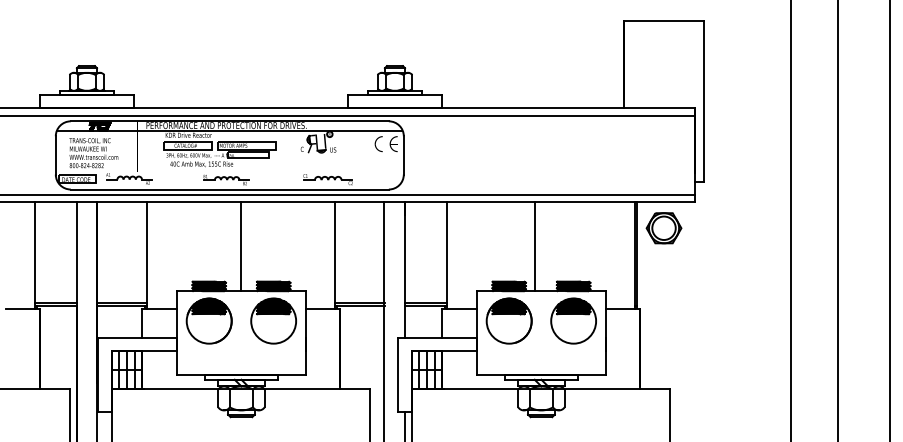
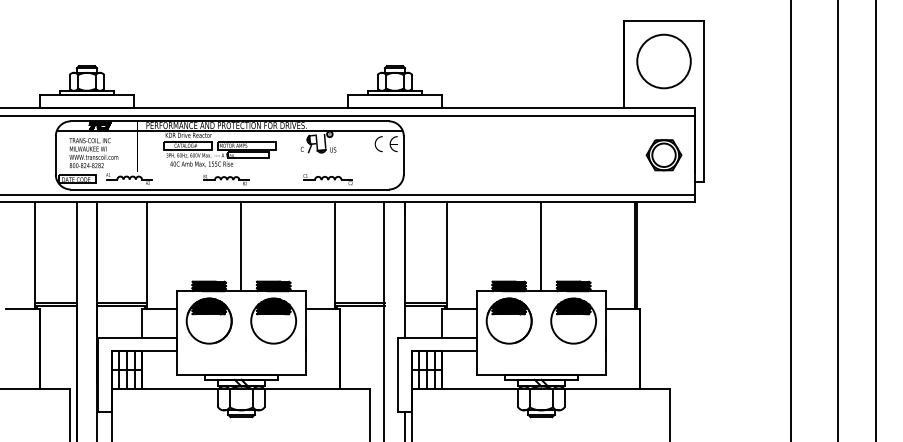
circle: none -> present (663, 61)
line position: (889, 220) -> (875, 220) (875, 220)
part position: (663, 228) -> (663, 155) (663, 155)
line position: (534, 246) -> (540, 246) (540, 246)
